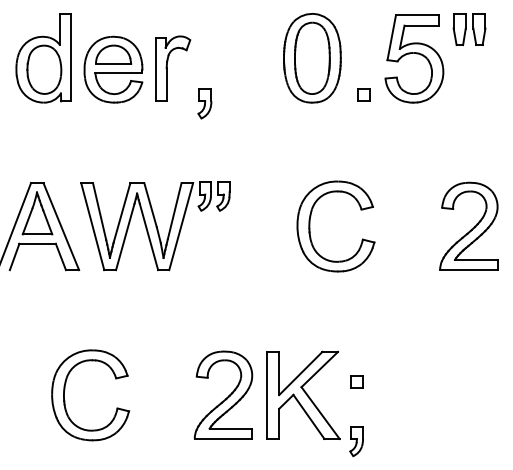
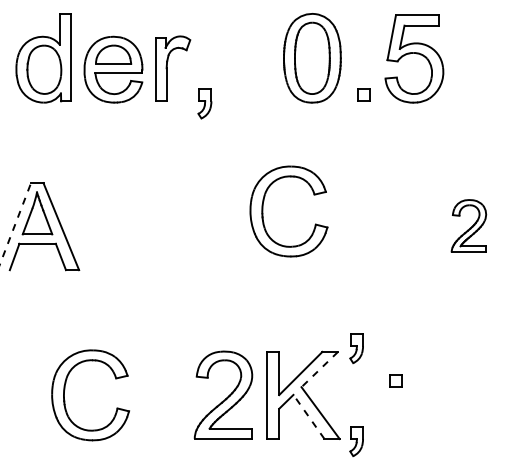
part: present -> none (469, 29)
line: solid -> dashed (15, 222)
part size: 60x90 px -> 38x54 px (468, 225)
part: present -> none (155, 226)
part position: (310, 226) -> (263, 211) (263, 211)
part: none -> present (356, 348)
line: solid -> dashed (319, 369)
part position: (356, 381) -> (395, 380) (395, 380)
line: solid -> dashed (308, 416)
